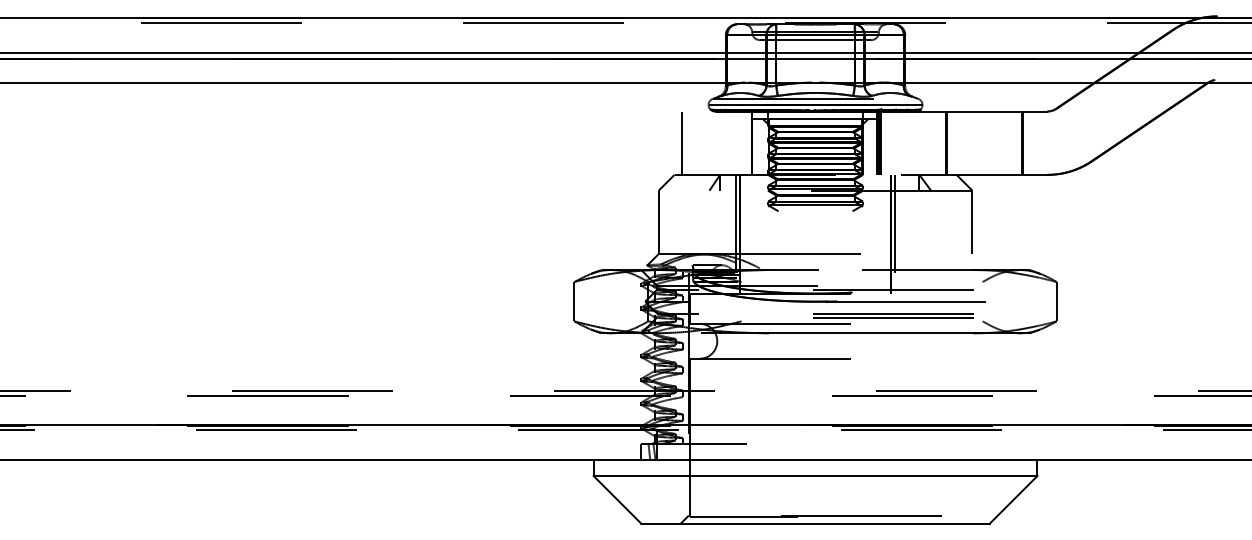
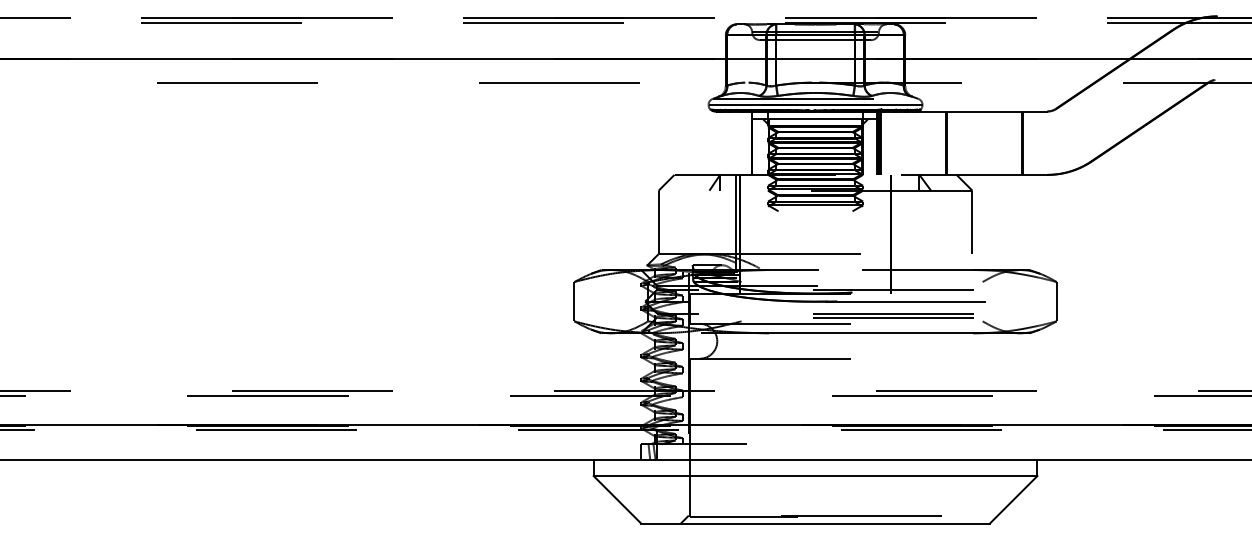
line: solid -> dashed (626, 18)
line: present -> none (625, 53)
line: solid -> dashed (626, 82)
line: present -> none (681, 142)
line: present -> none (894, 223)
